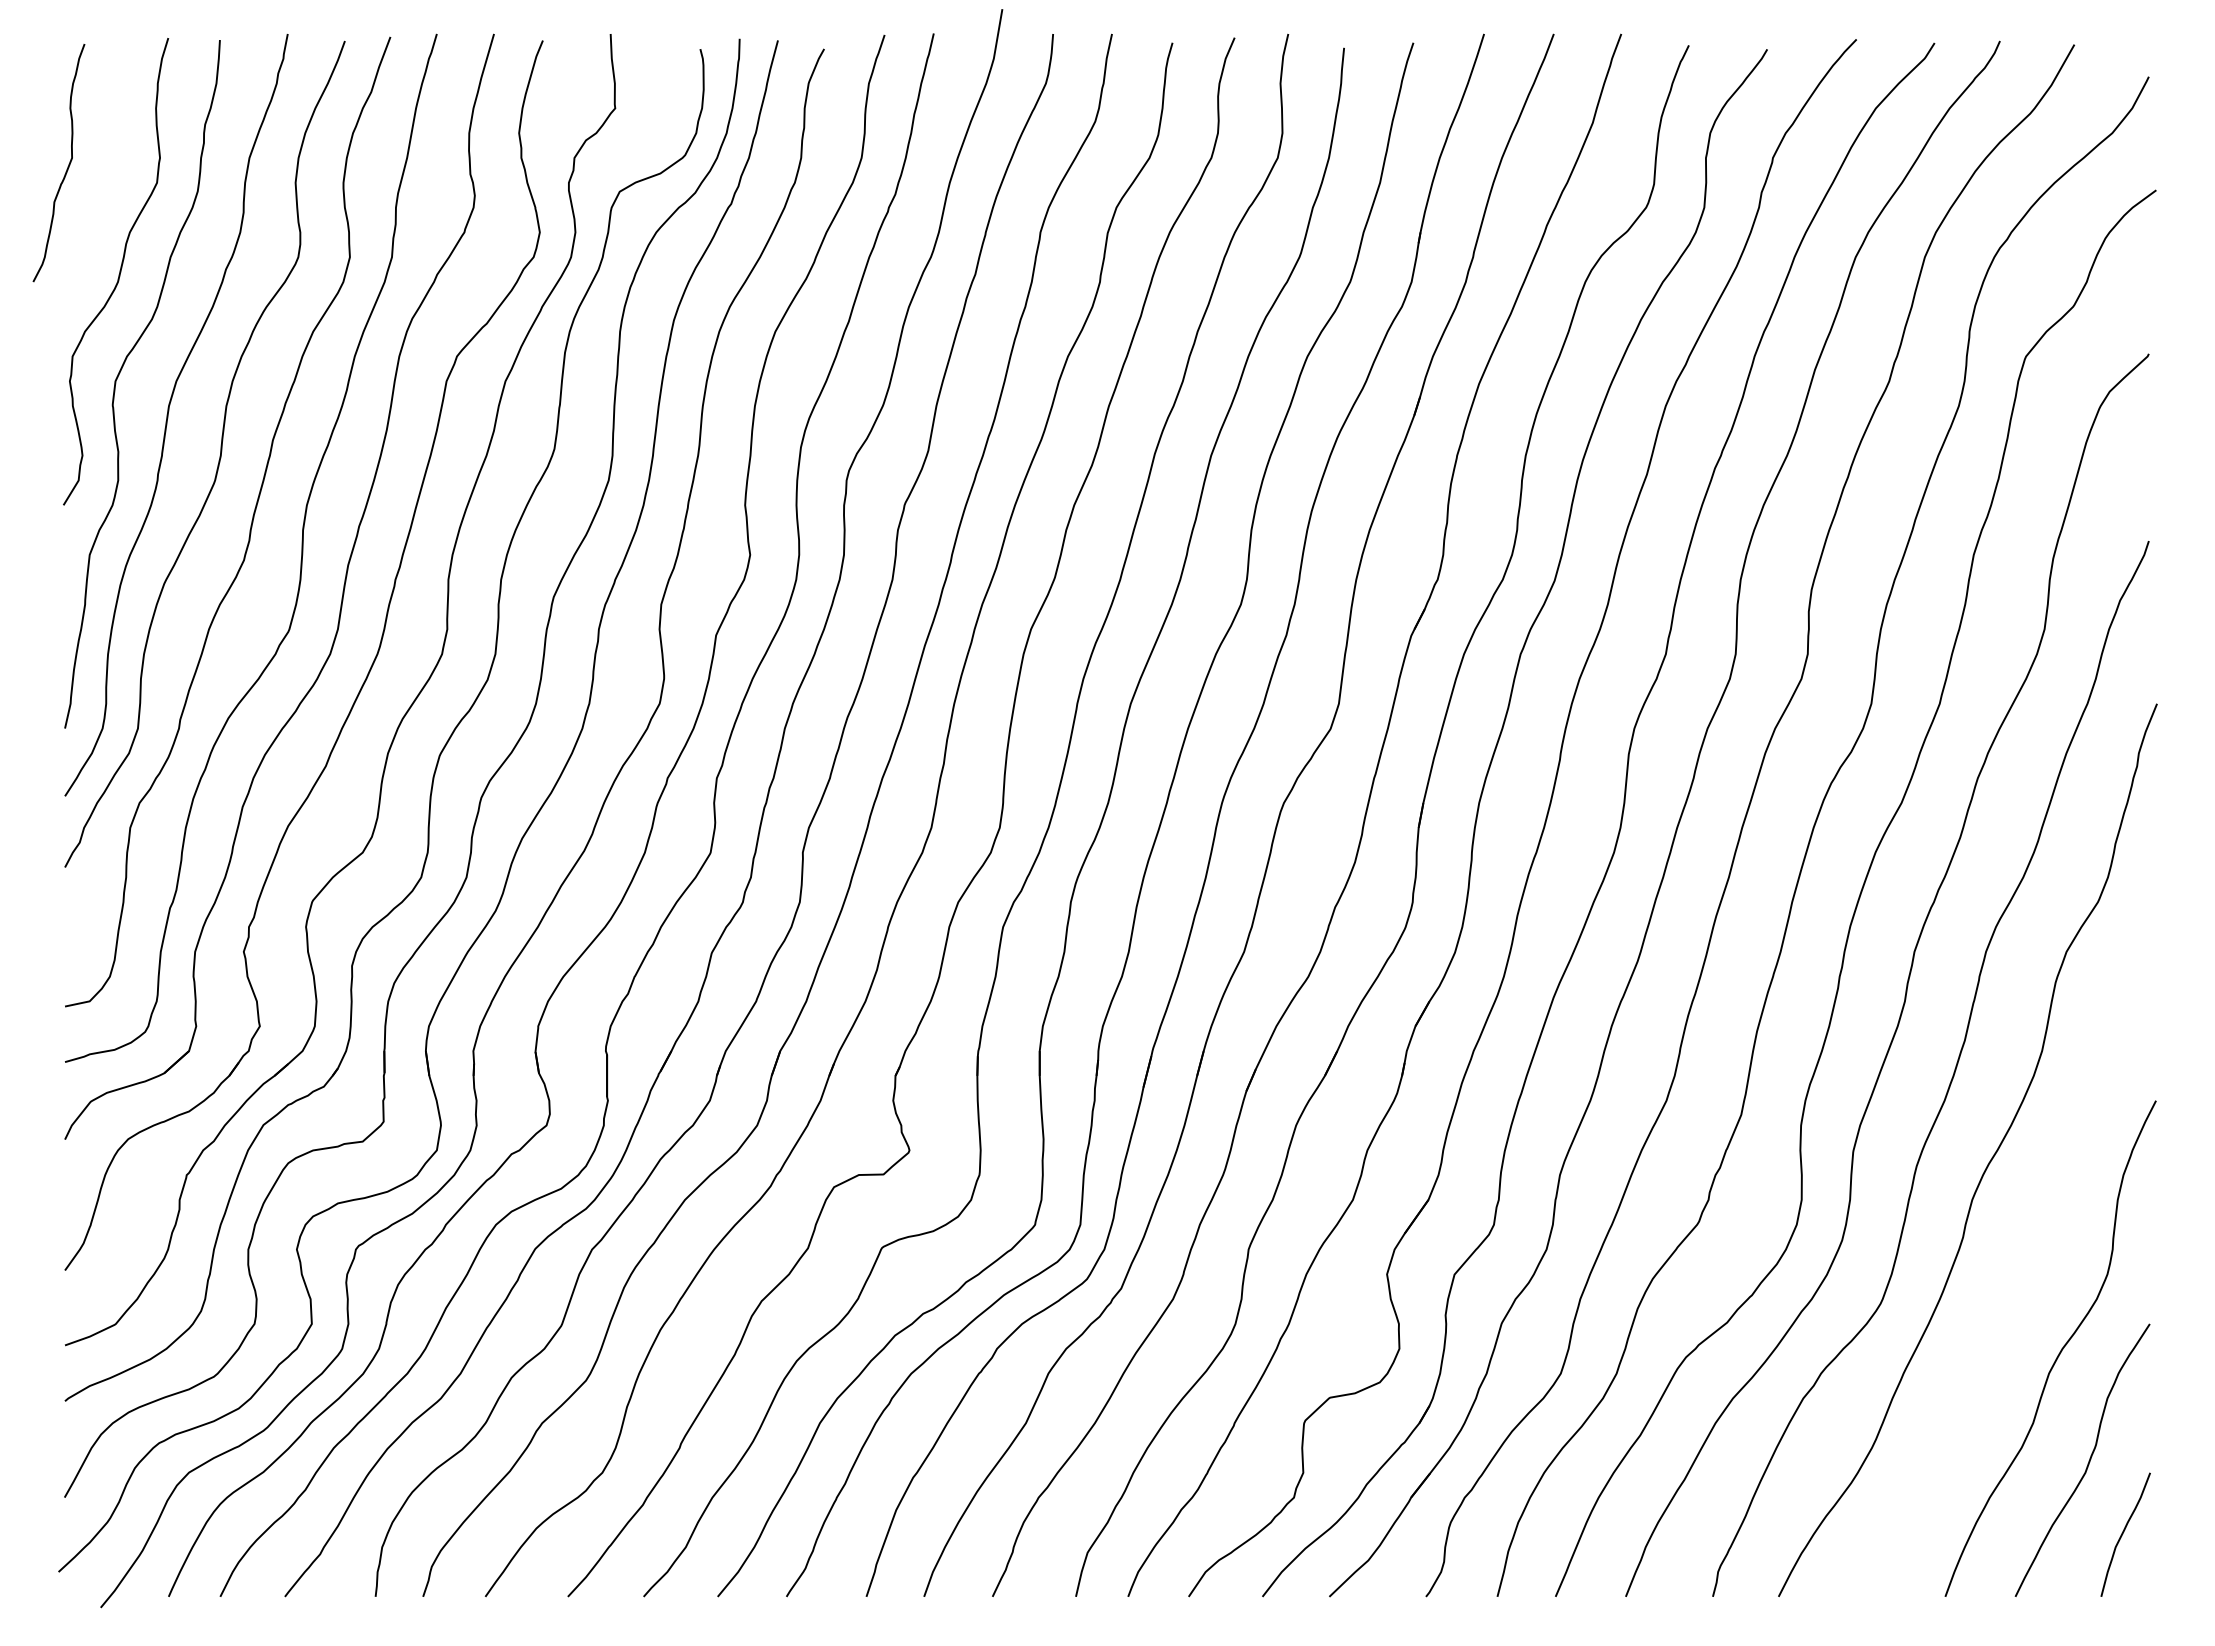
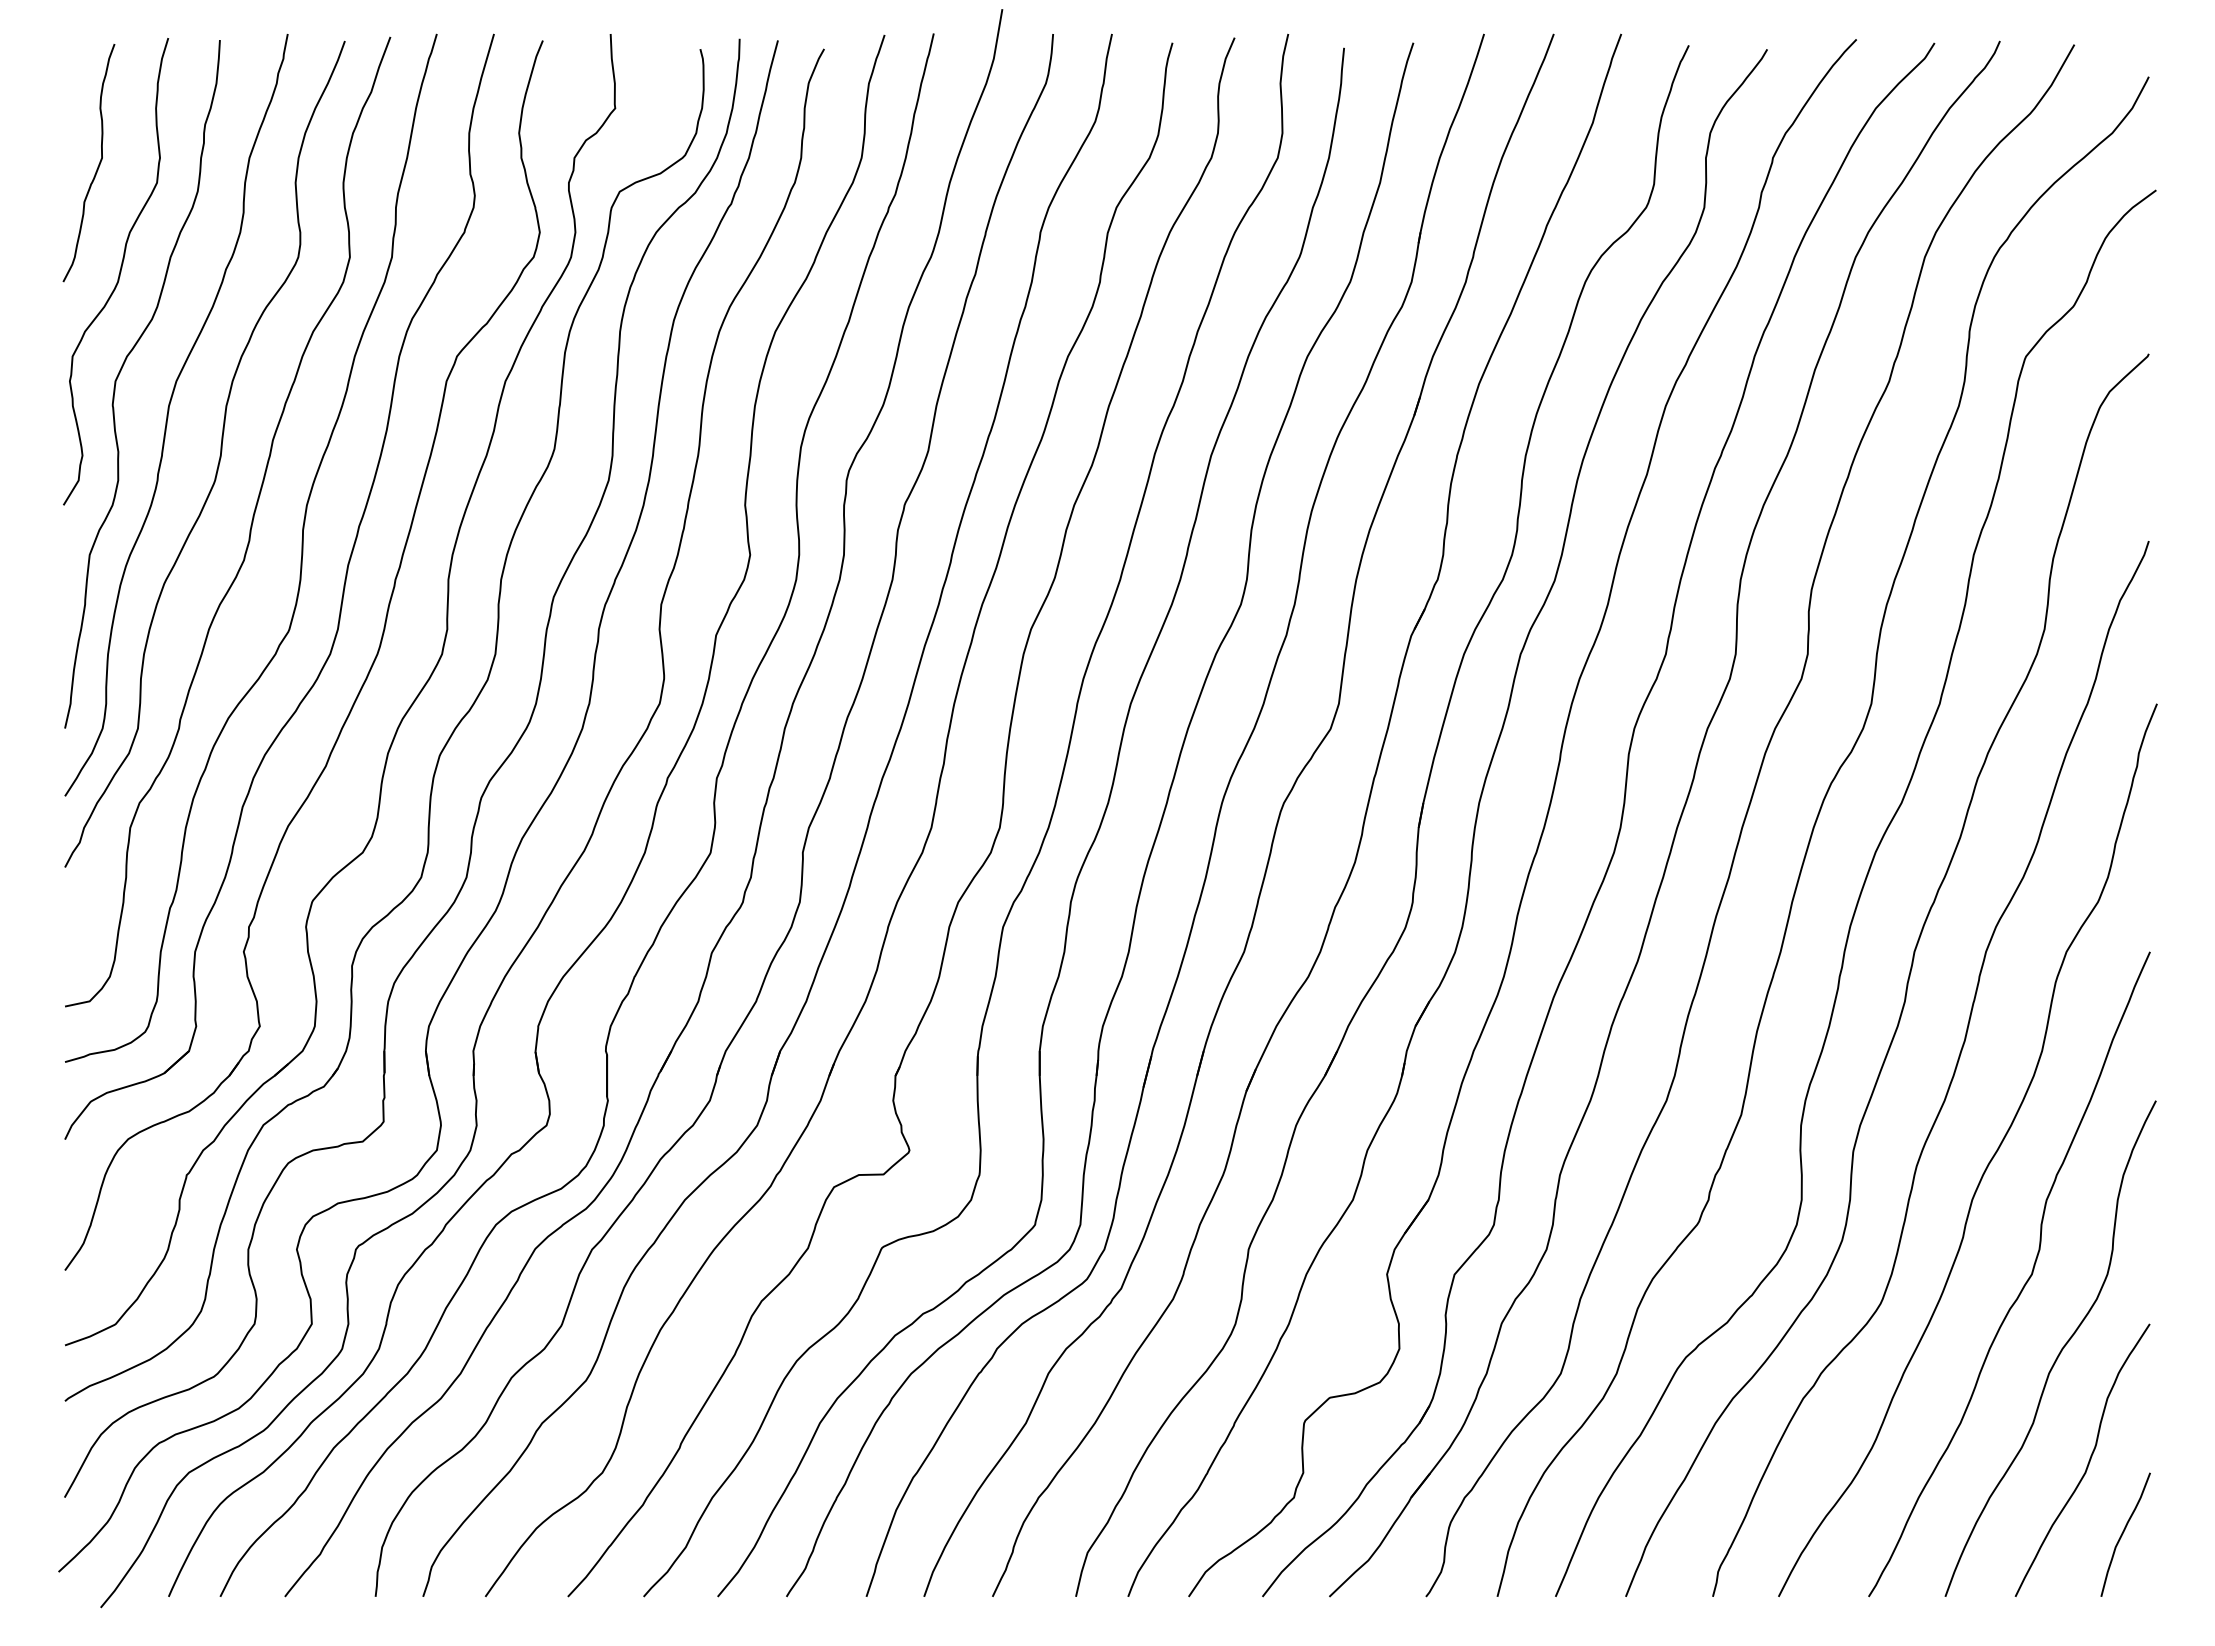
curve position: (67, 166) -> (97, 166) (97, 166)
curve: none -> present (2024, 1283)
